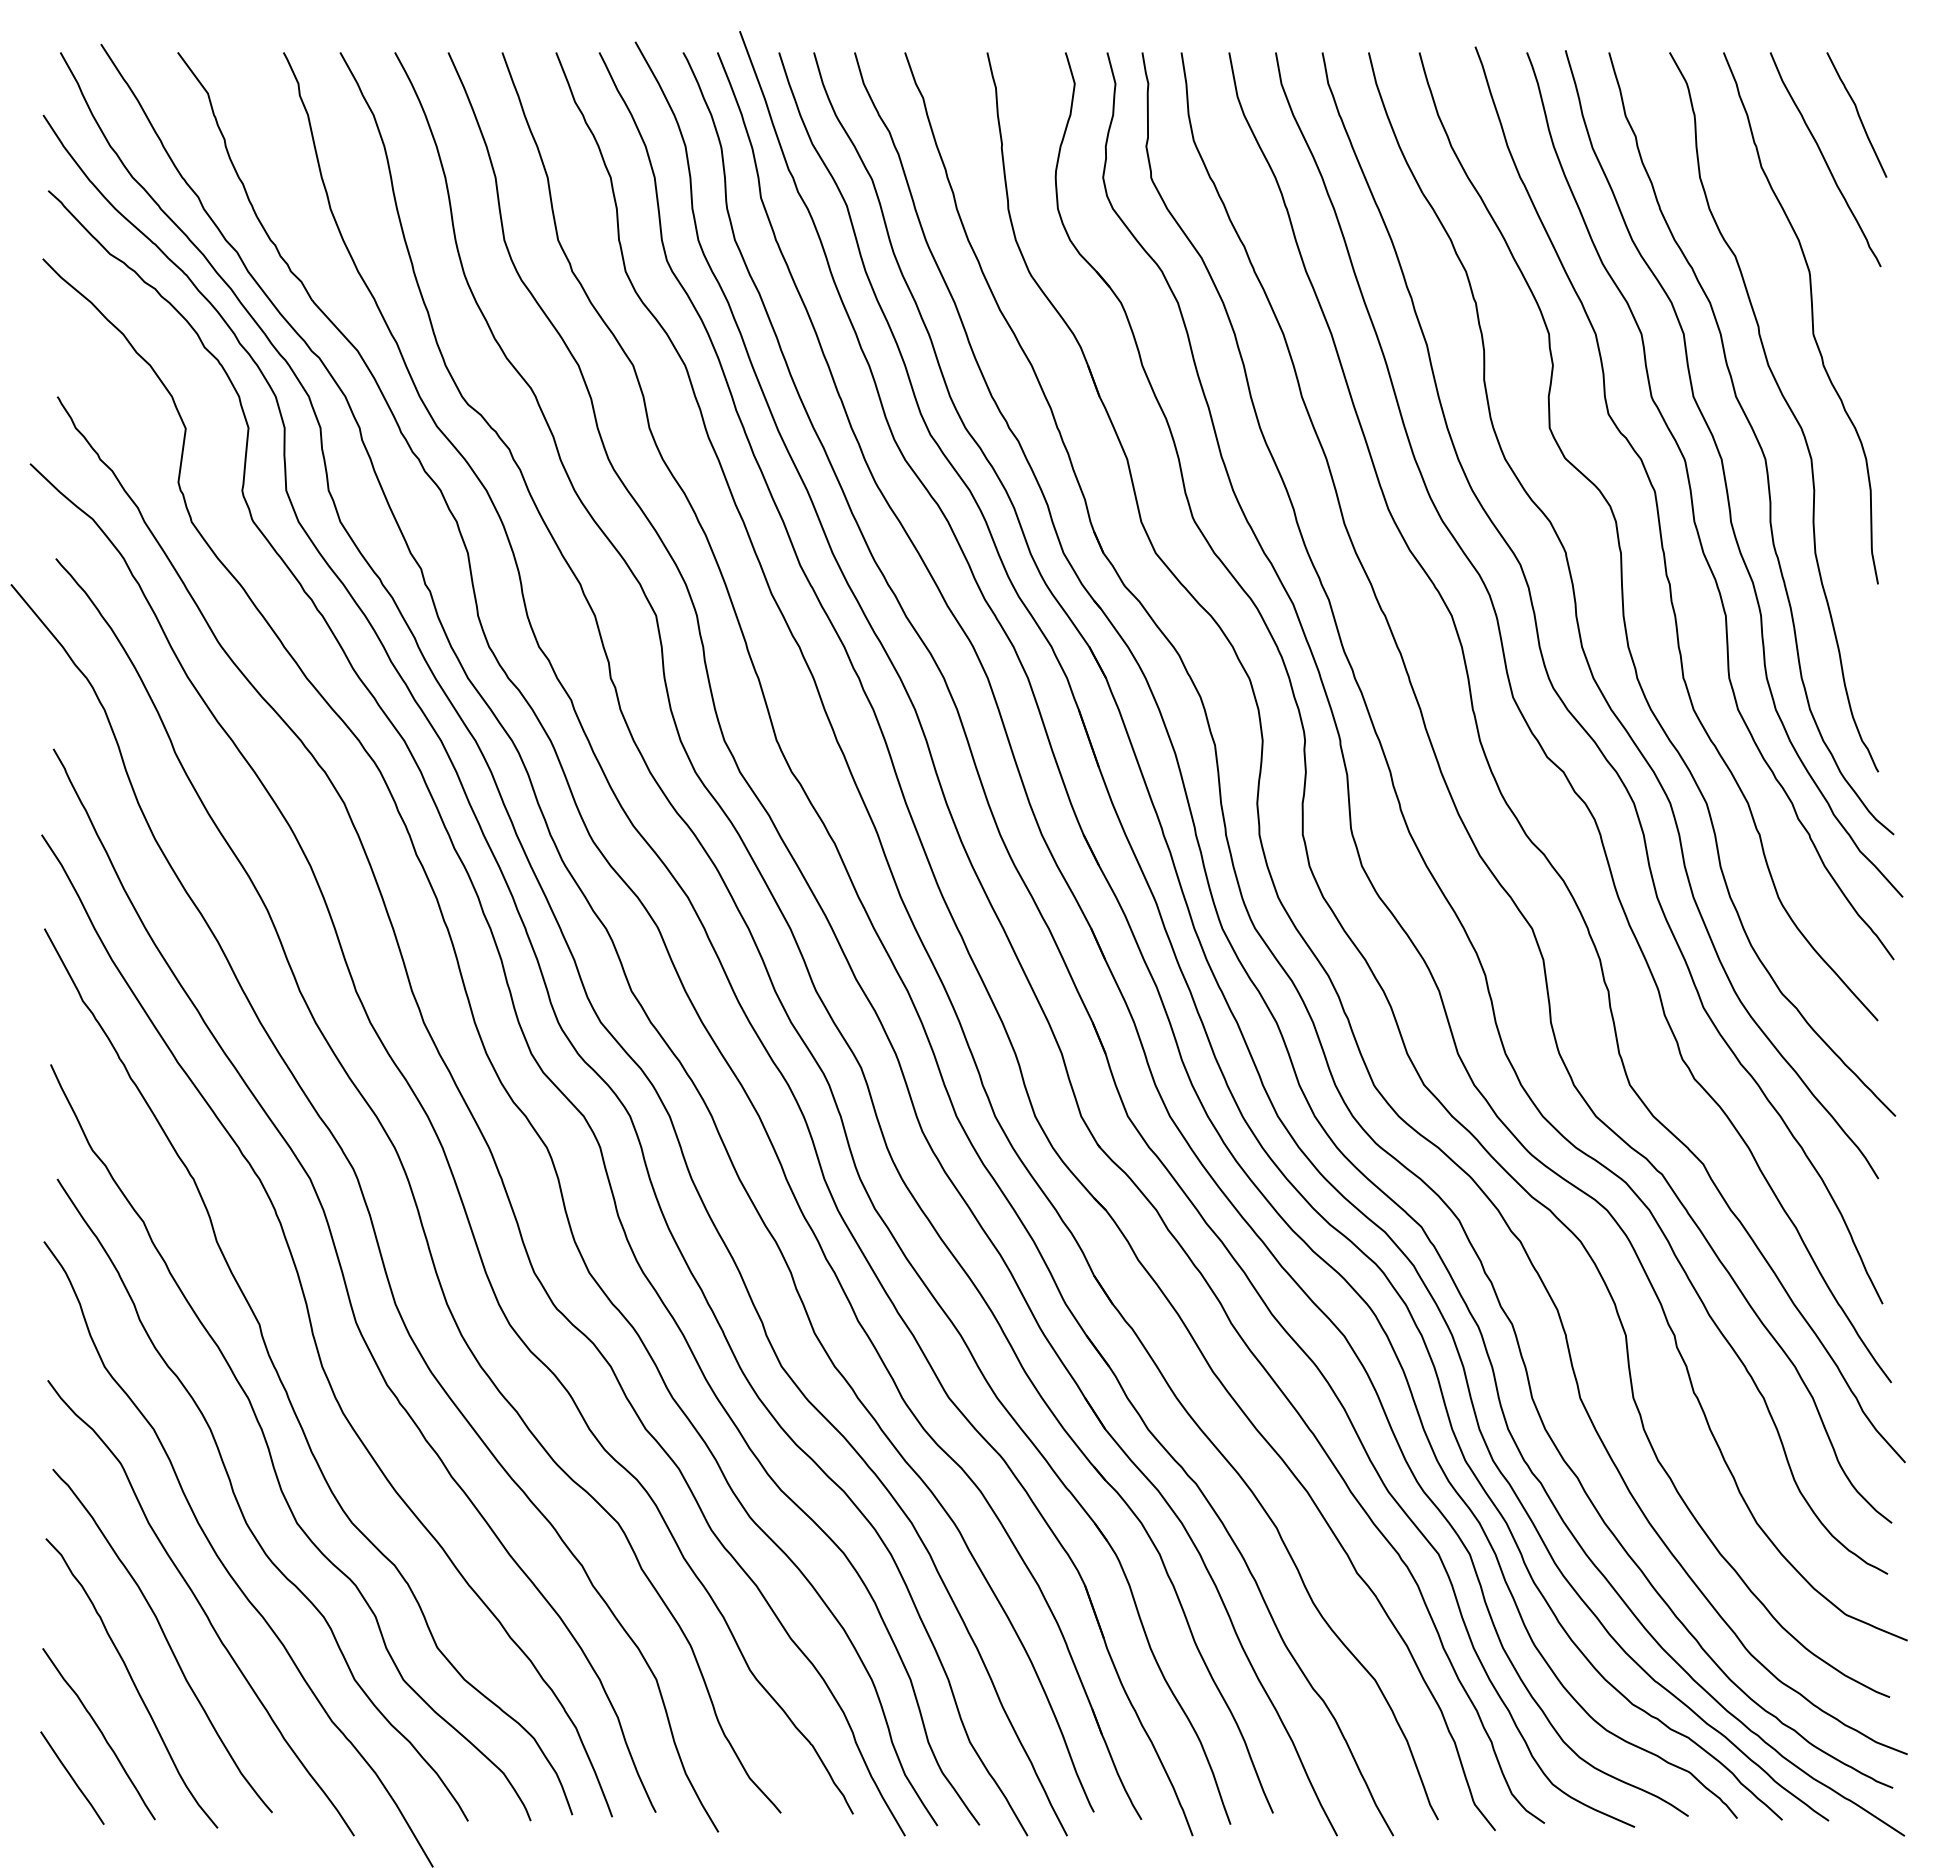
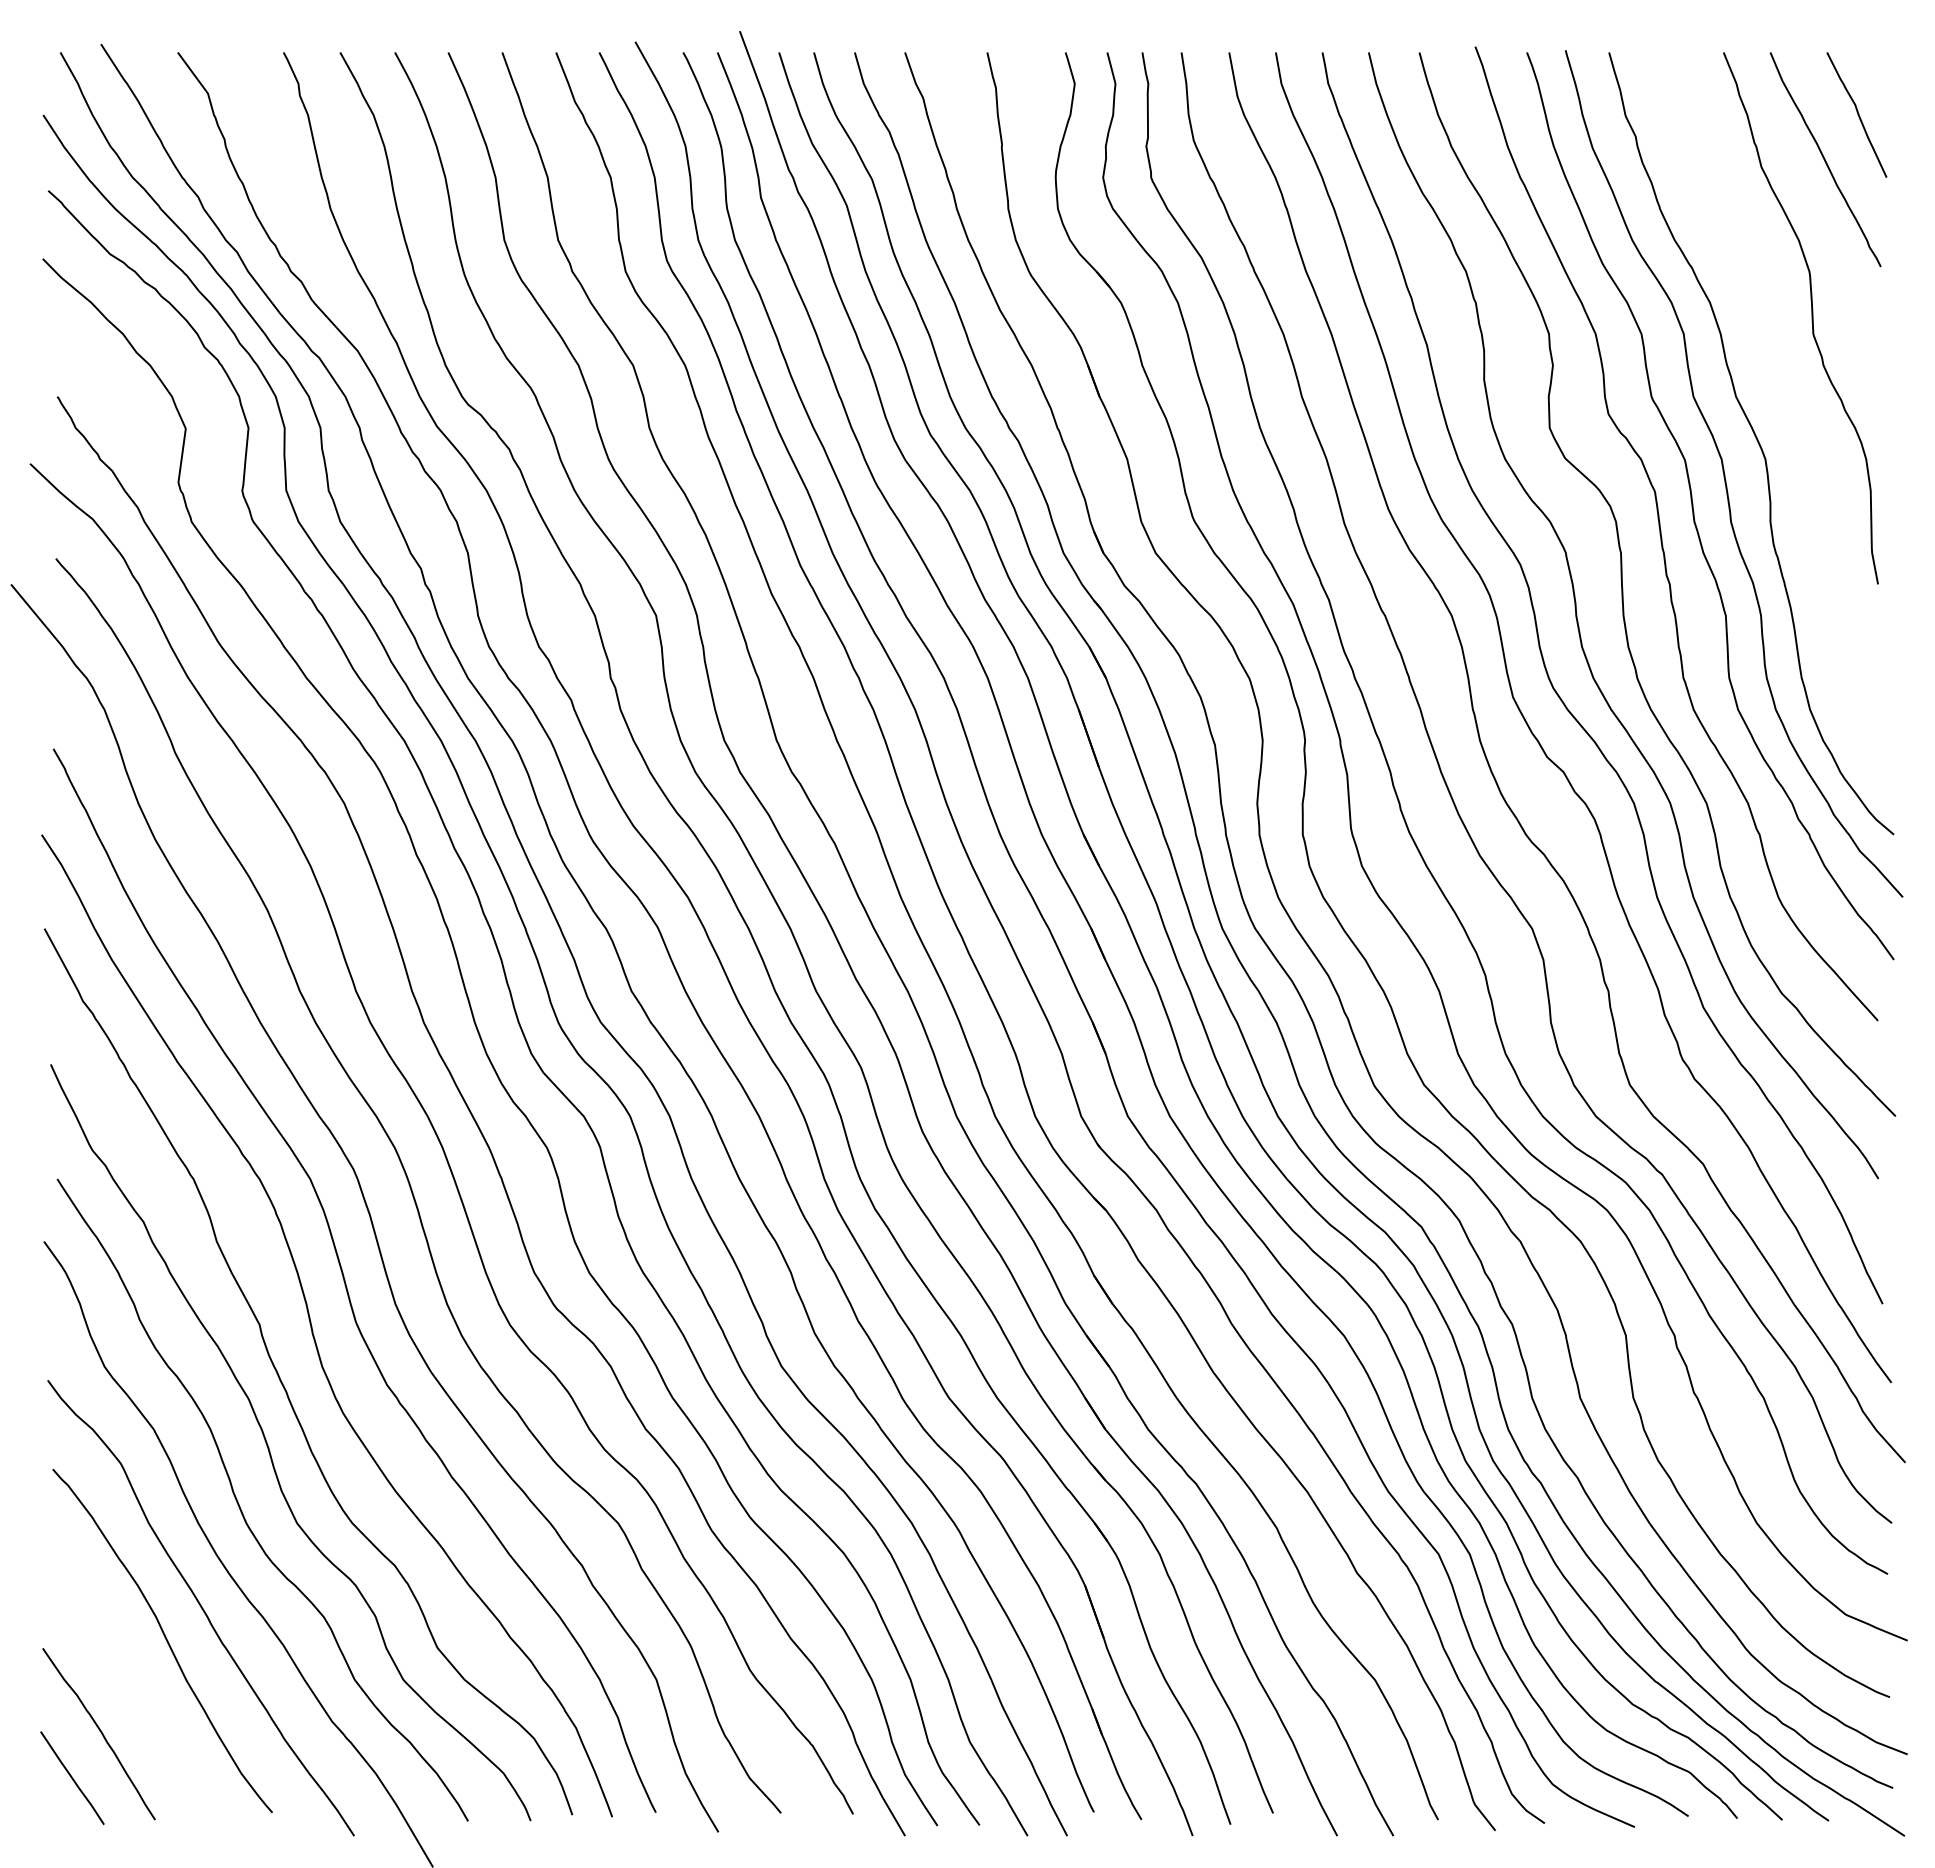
curve: present -> none (1787, 406)
curve: present -> none (132, 1682)
